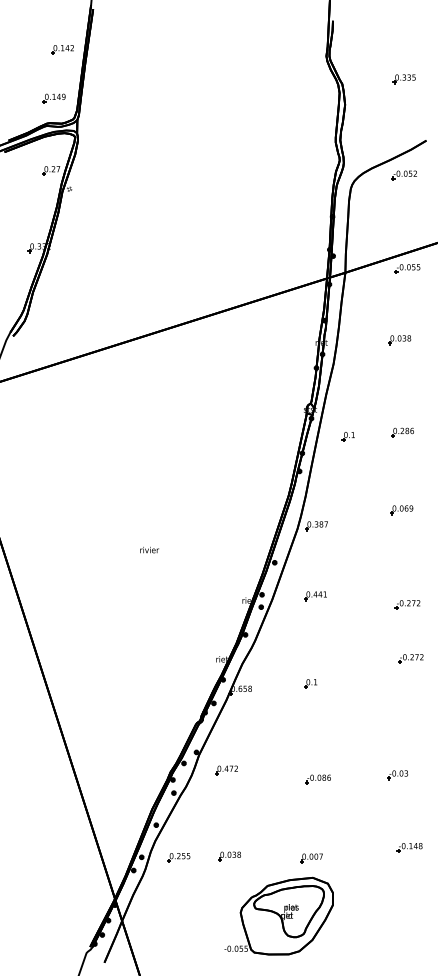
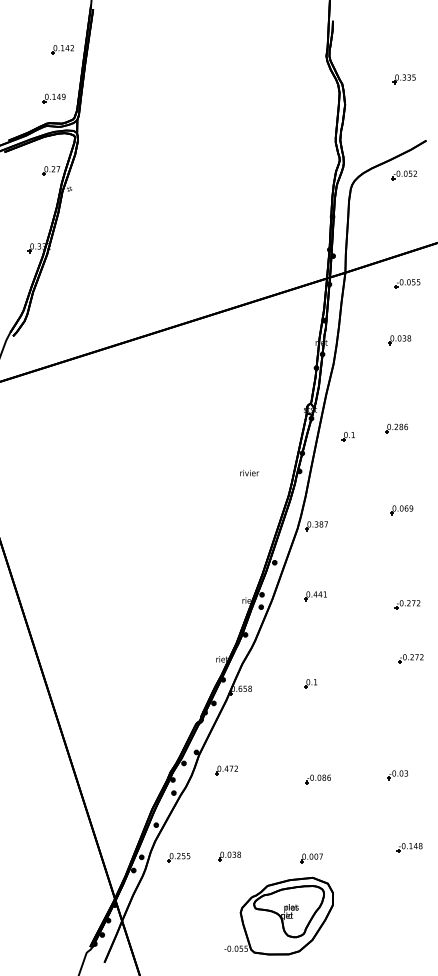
part position: (407, 268) -> (407, 283) (407, 283)
part position: (402, 432) -> (396, 428) (396, 428)
text position: (149, 549) -> (249, 472) (249, 472)
